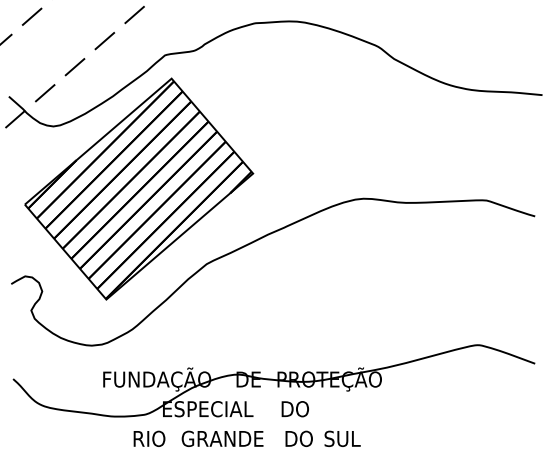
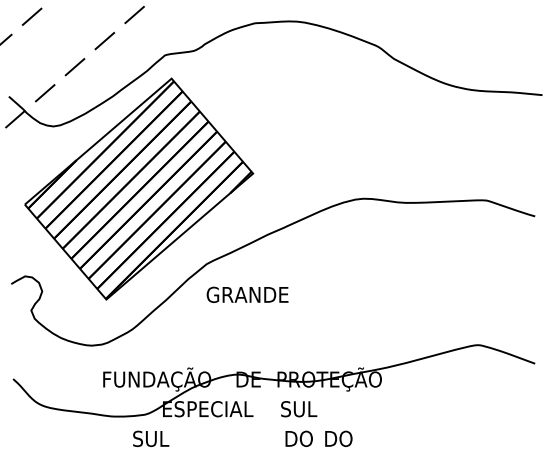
text: DO -> SUL (299, 409)
text: RIO -> SUL (151, 438)
text position: (222, 438) -> (247, 294) (247, 294)
text: SUL -> DO (342, 438)
